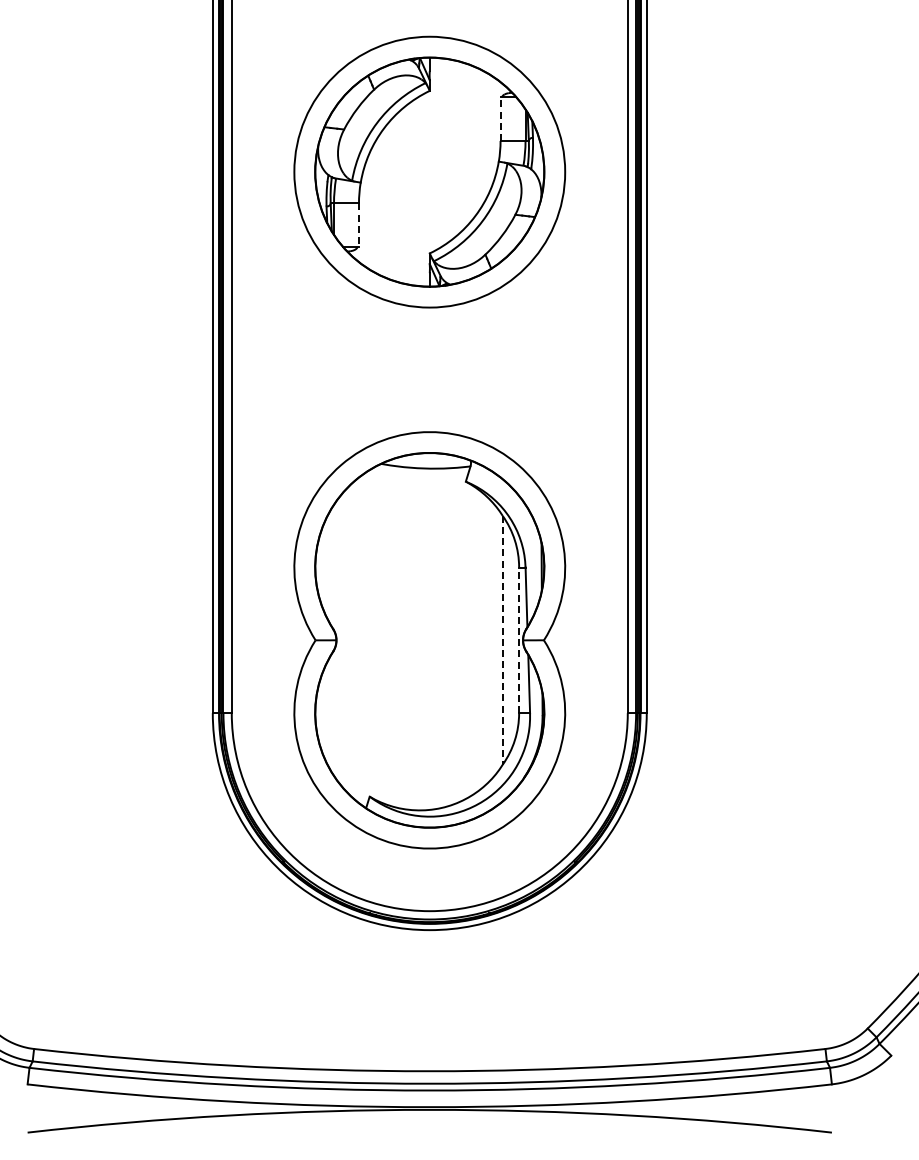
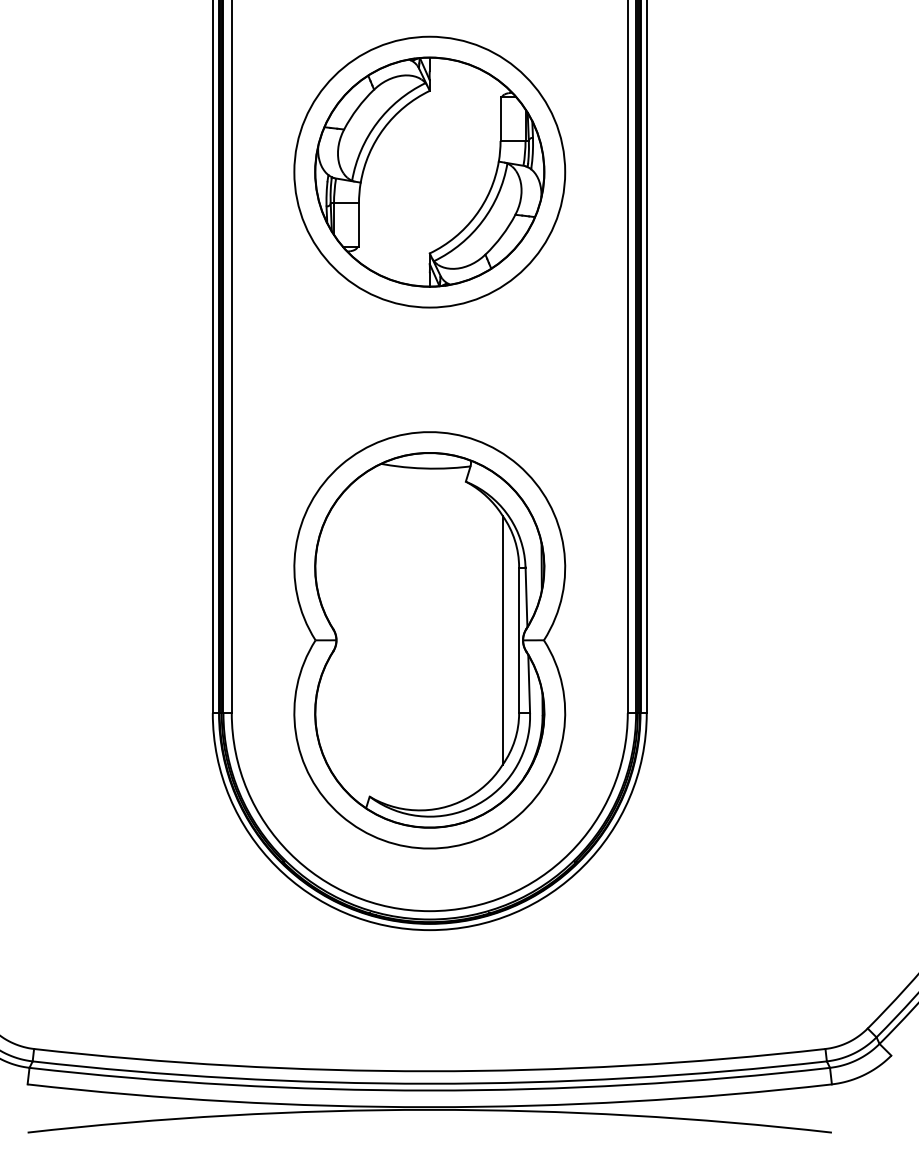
line: dashed -> solid (500, 119)
line: dashed -> solid (358, 225)
line: dashed -> solid (502, 640)
line: dashed -> solid (519, 640)
